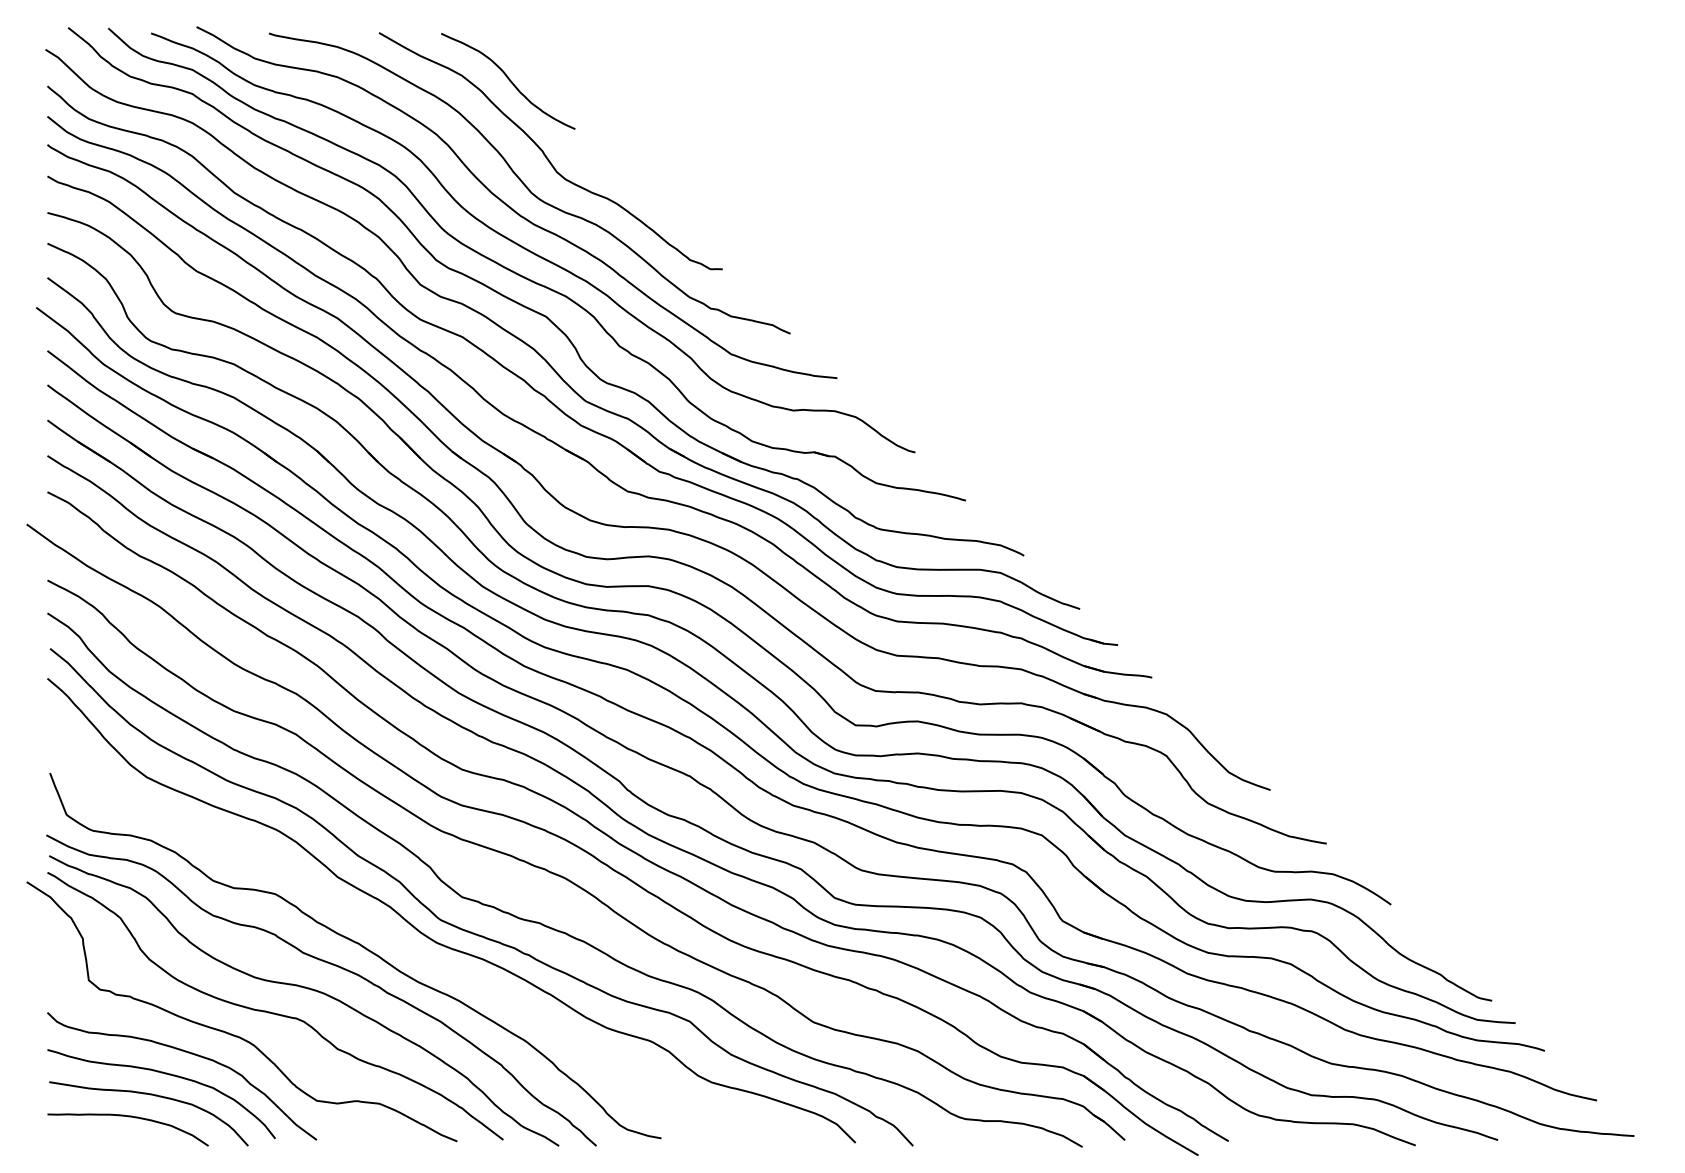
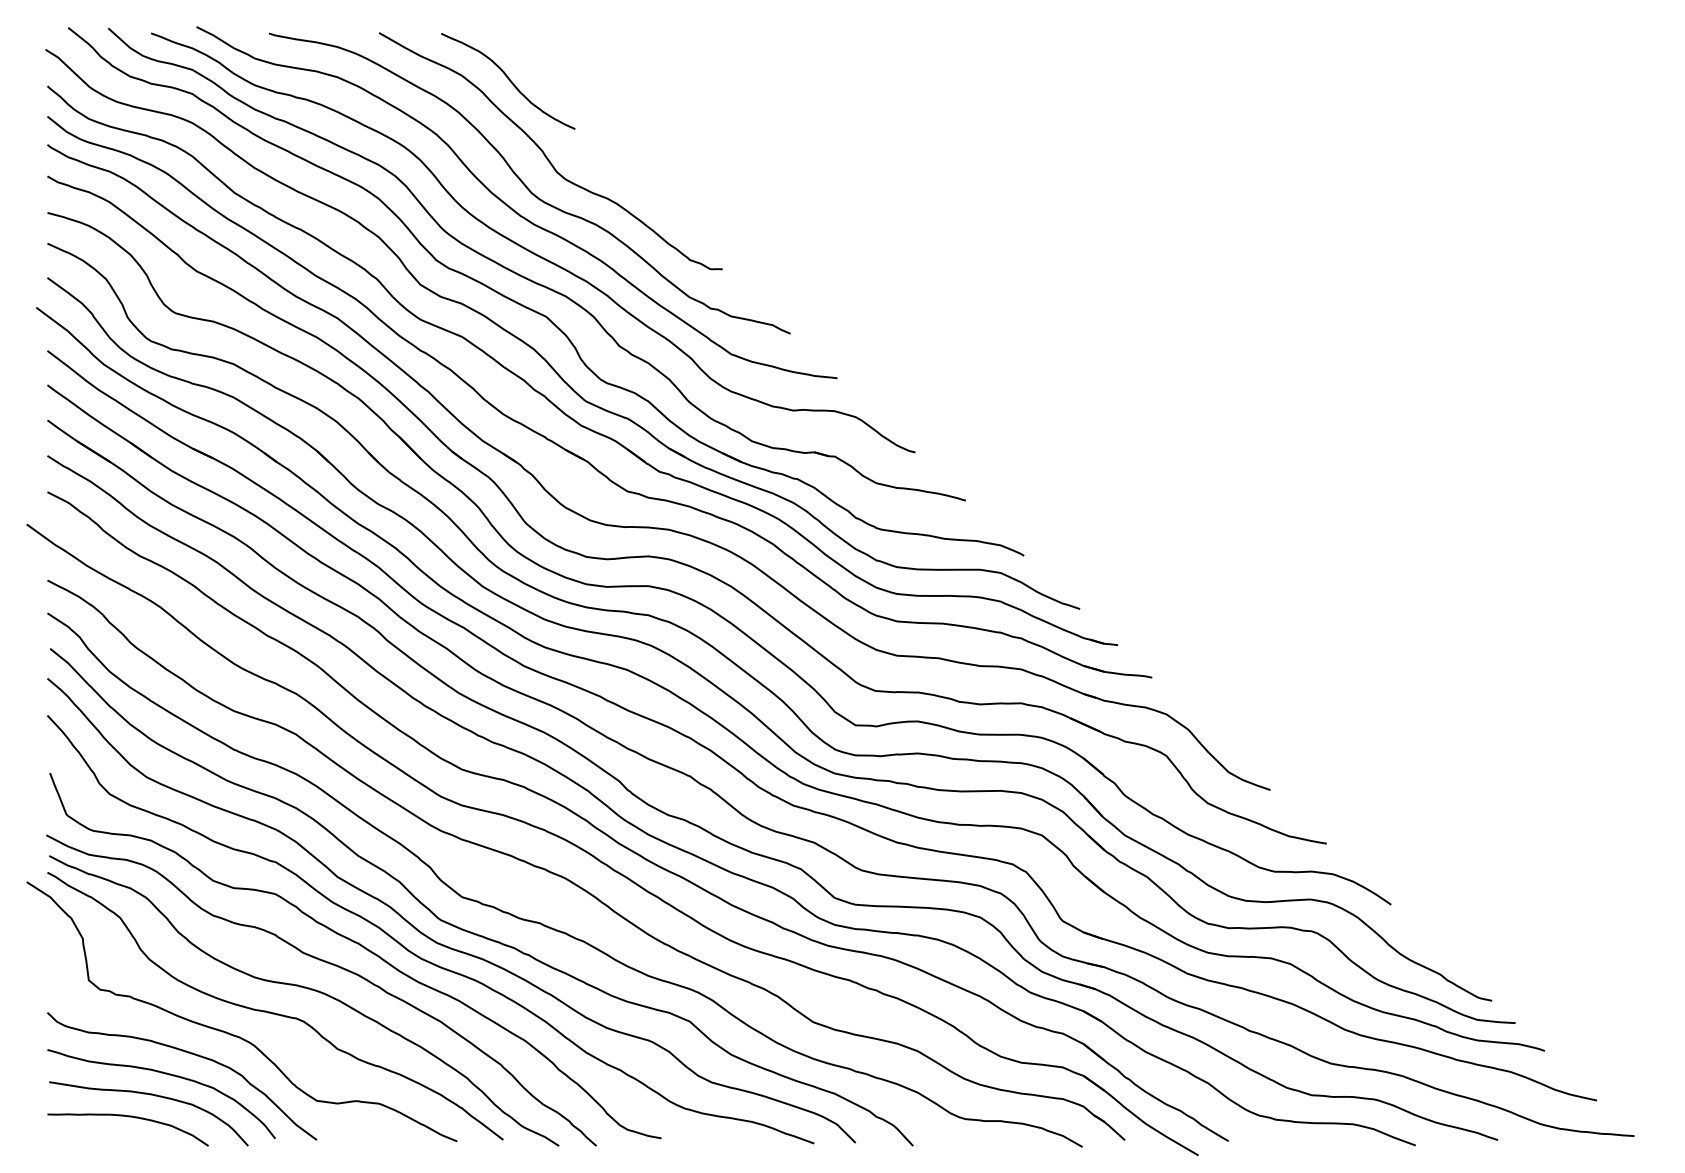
curve: none -> present (413, 952)
